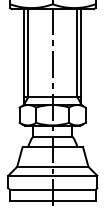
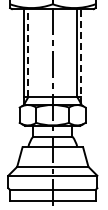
line: solid -> dashed (28, 52)
line: solid -> dashed (81, 57)
